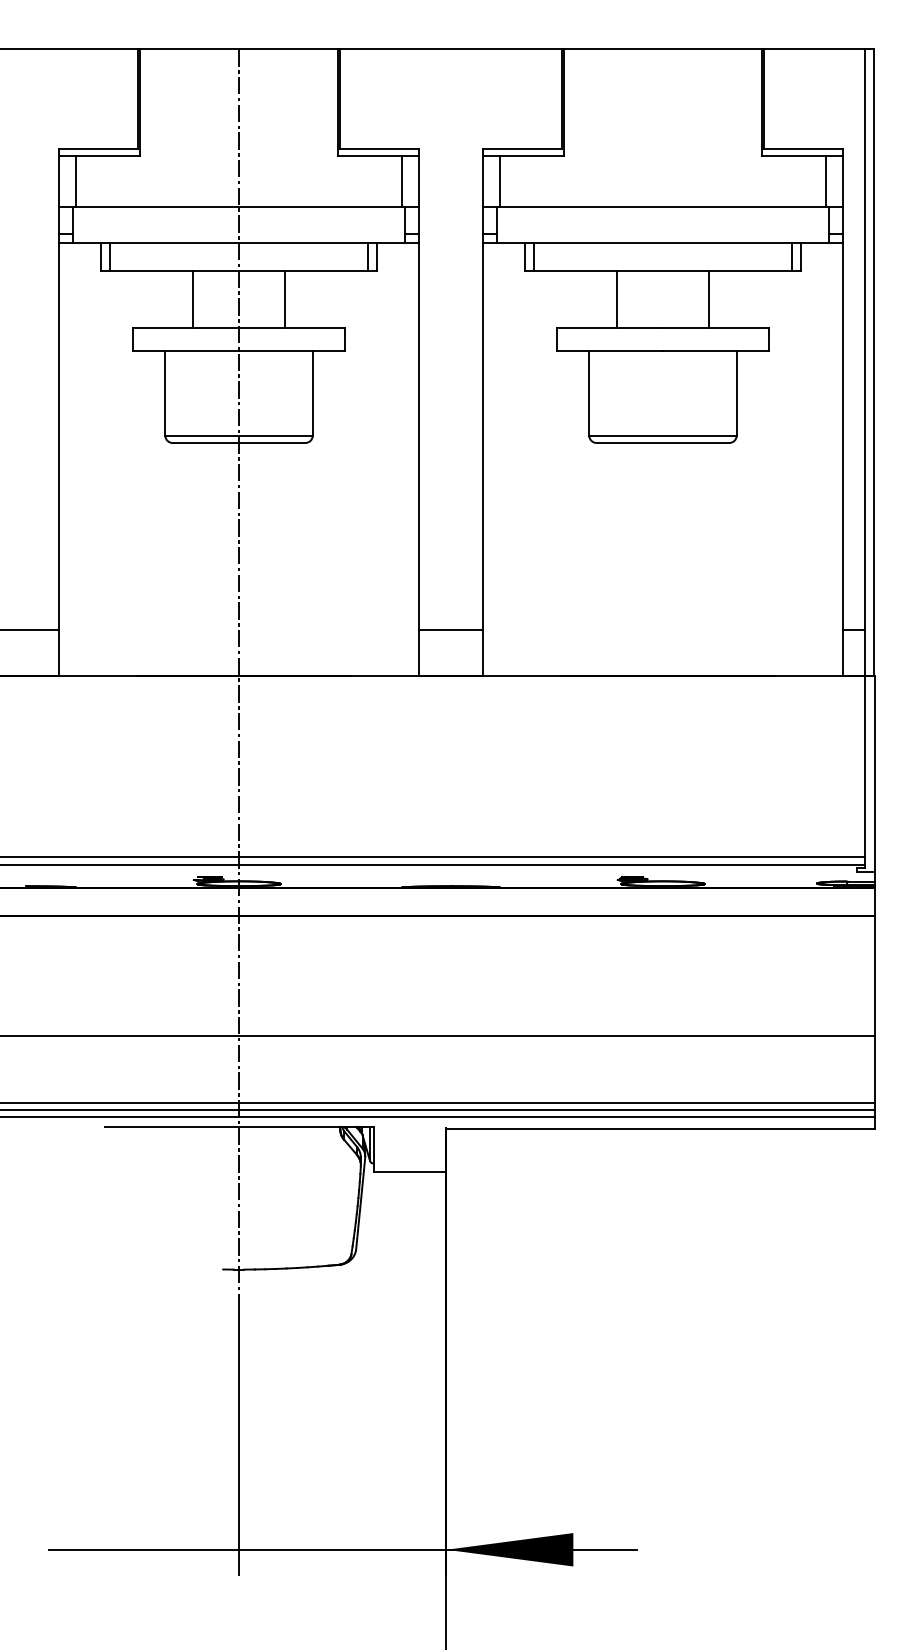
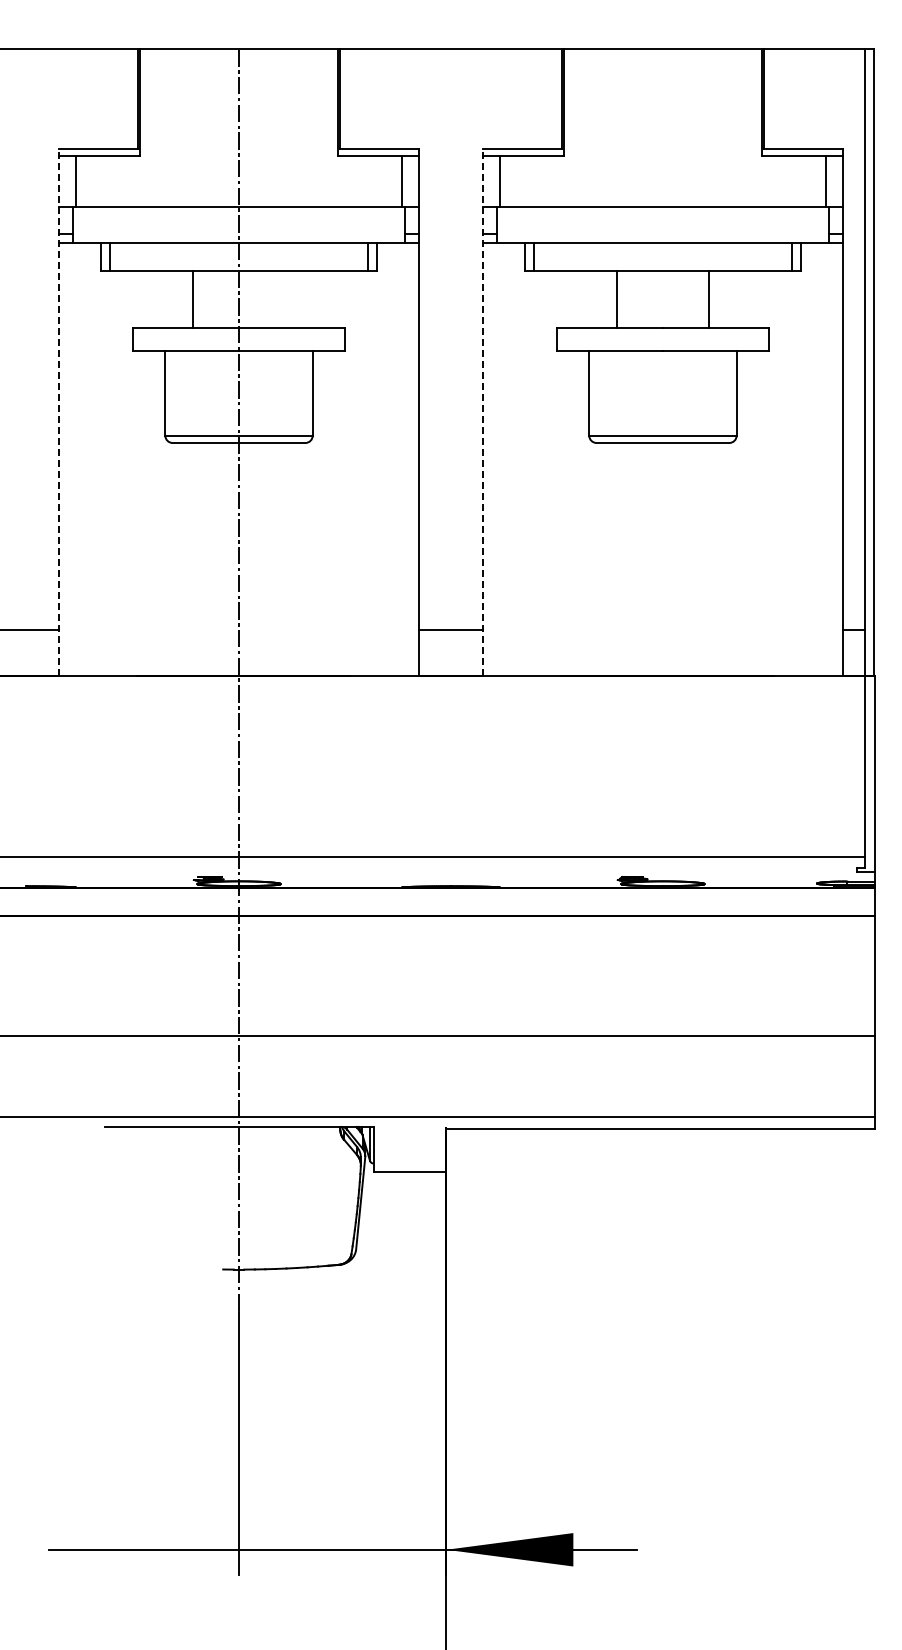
line: present -> none (285, 298)
line: solid -> dashed (59, 412)
line: solid -> dashed (483, 412)
line: present -> none (433, 864)
line: present -> none (438, 1102)
line: present -> none (438, 1109)
